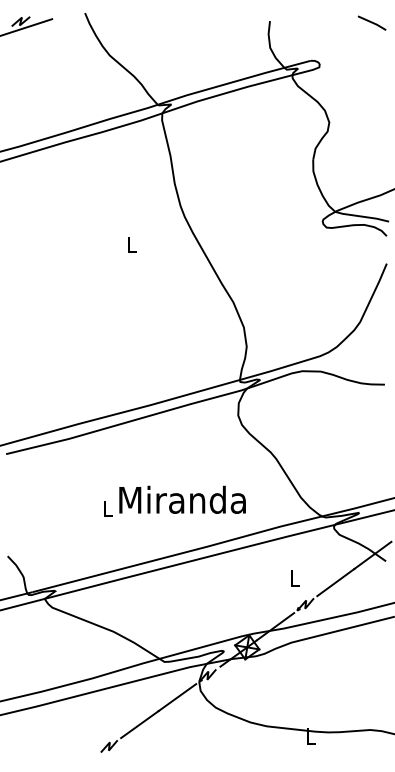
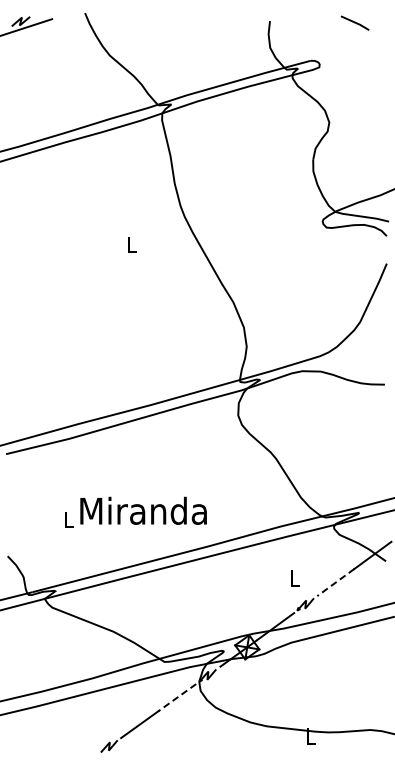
line position: (371, 22) -> (354, 22) (354, 22)
text position: (174, 500) -> (135, 511) (135, 511)
line: solid -> dashed (335, 582)
line: solid -> dashed (177, 697)
